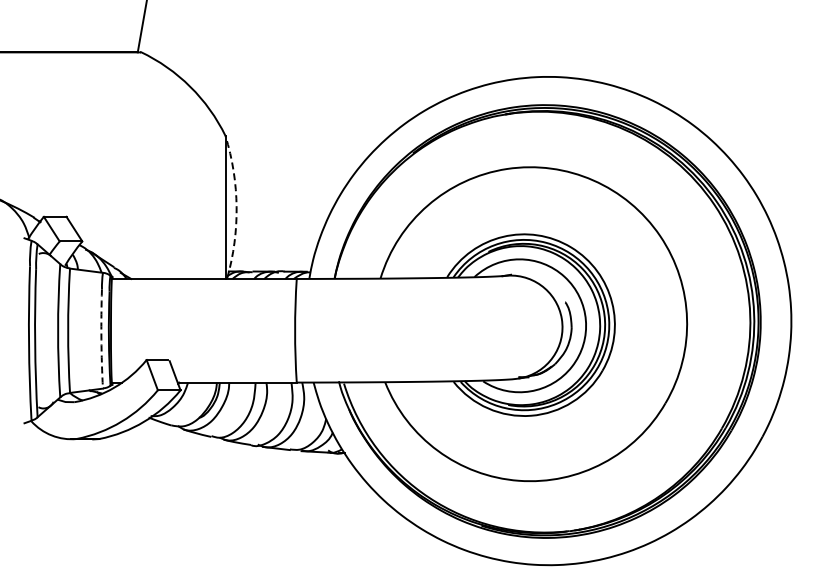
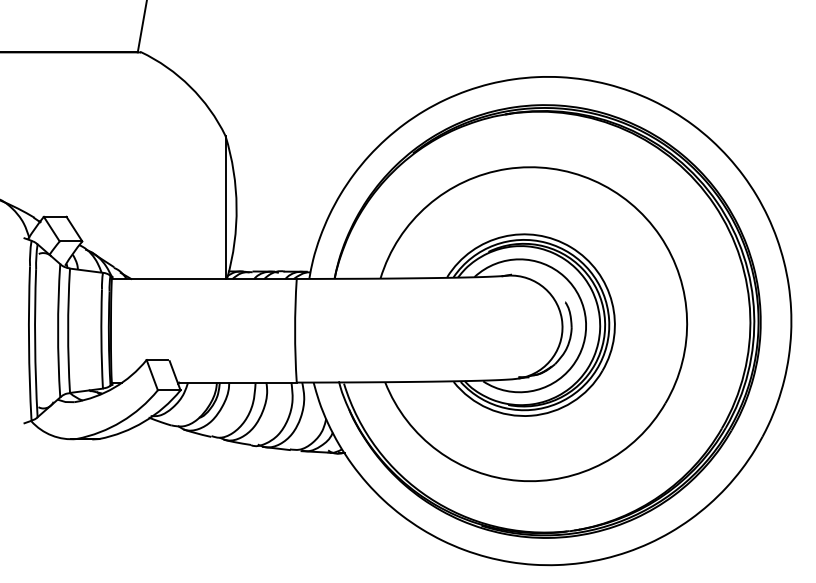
arc: dashed -> solid (236, 207)
arc: dashed -> solid (101, 339)
